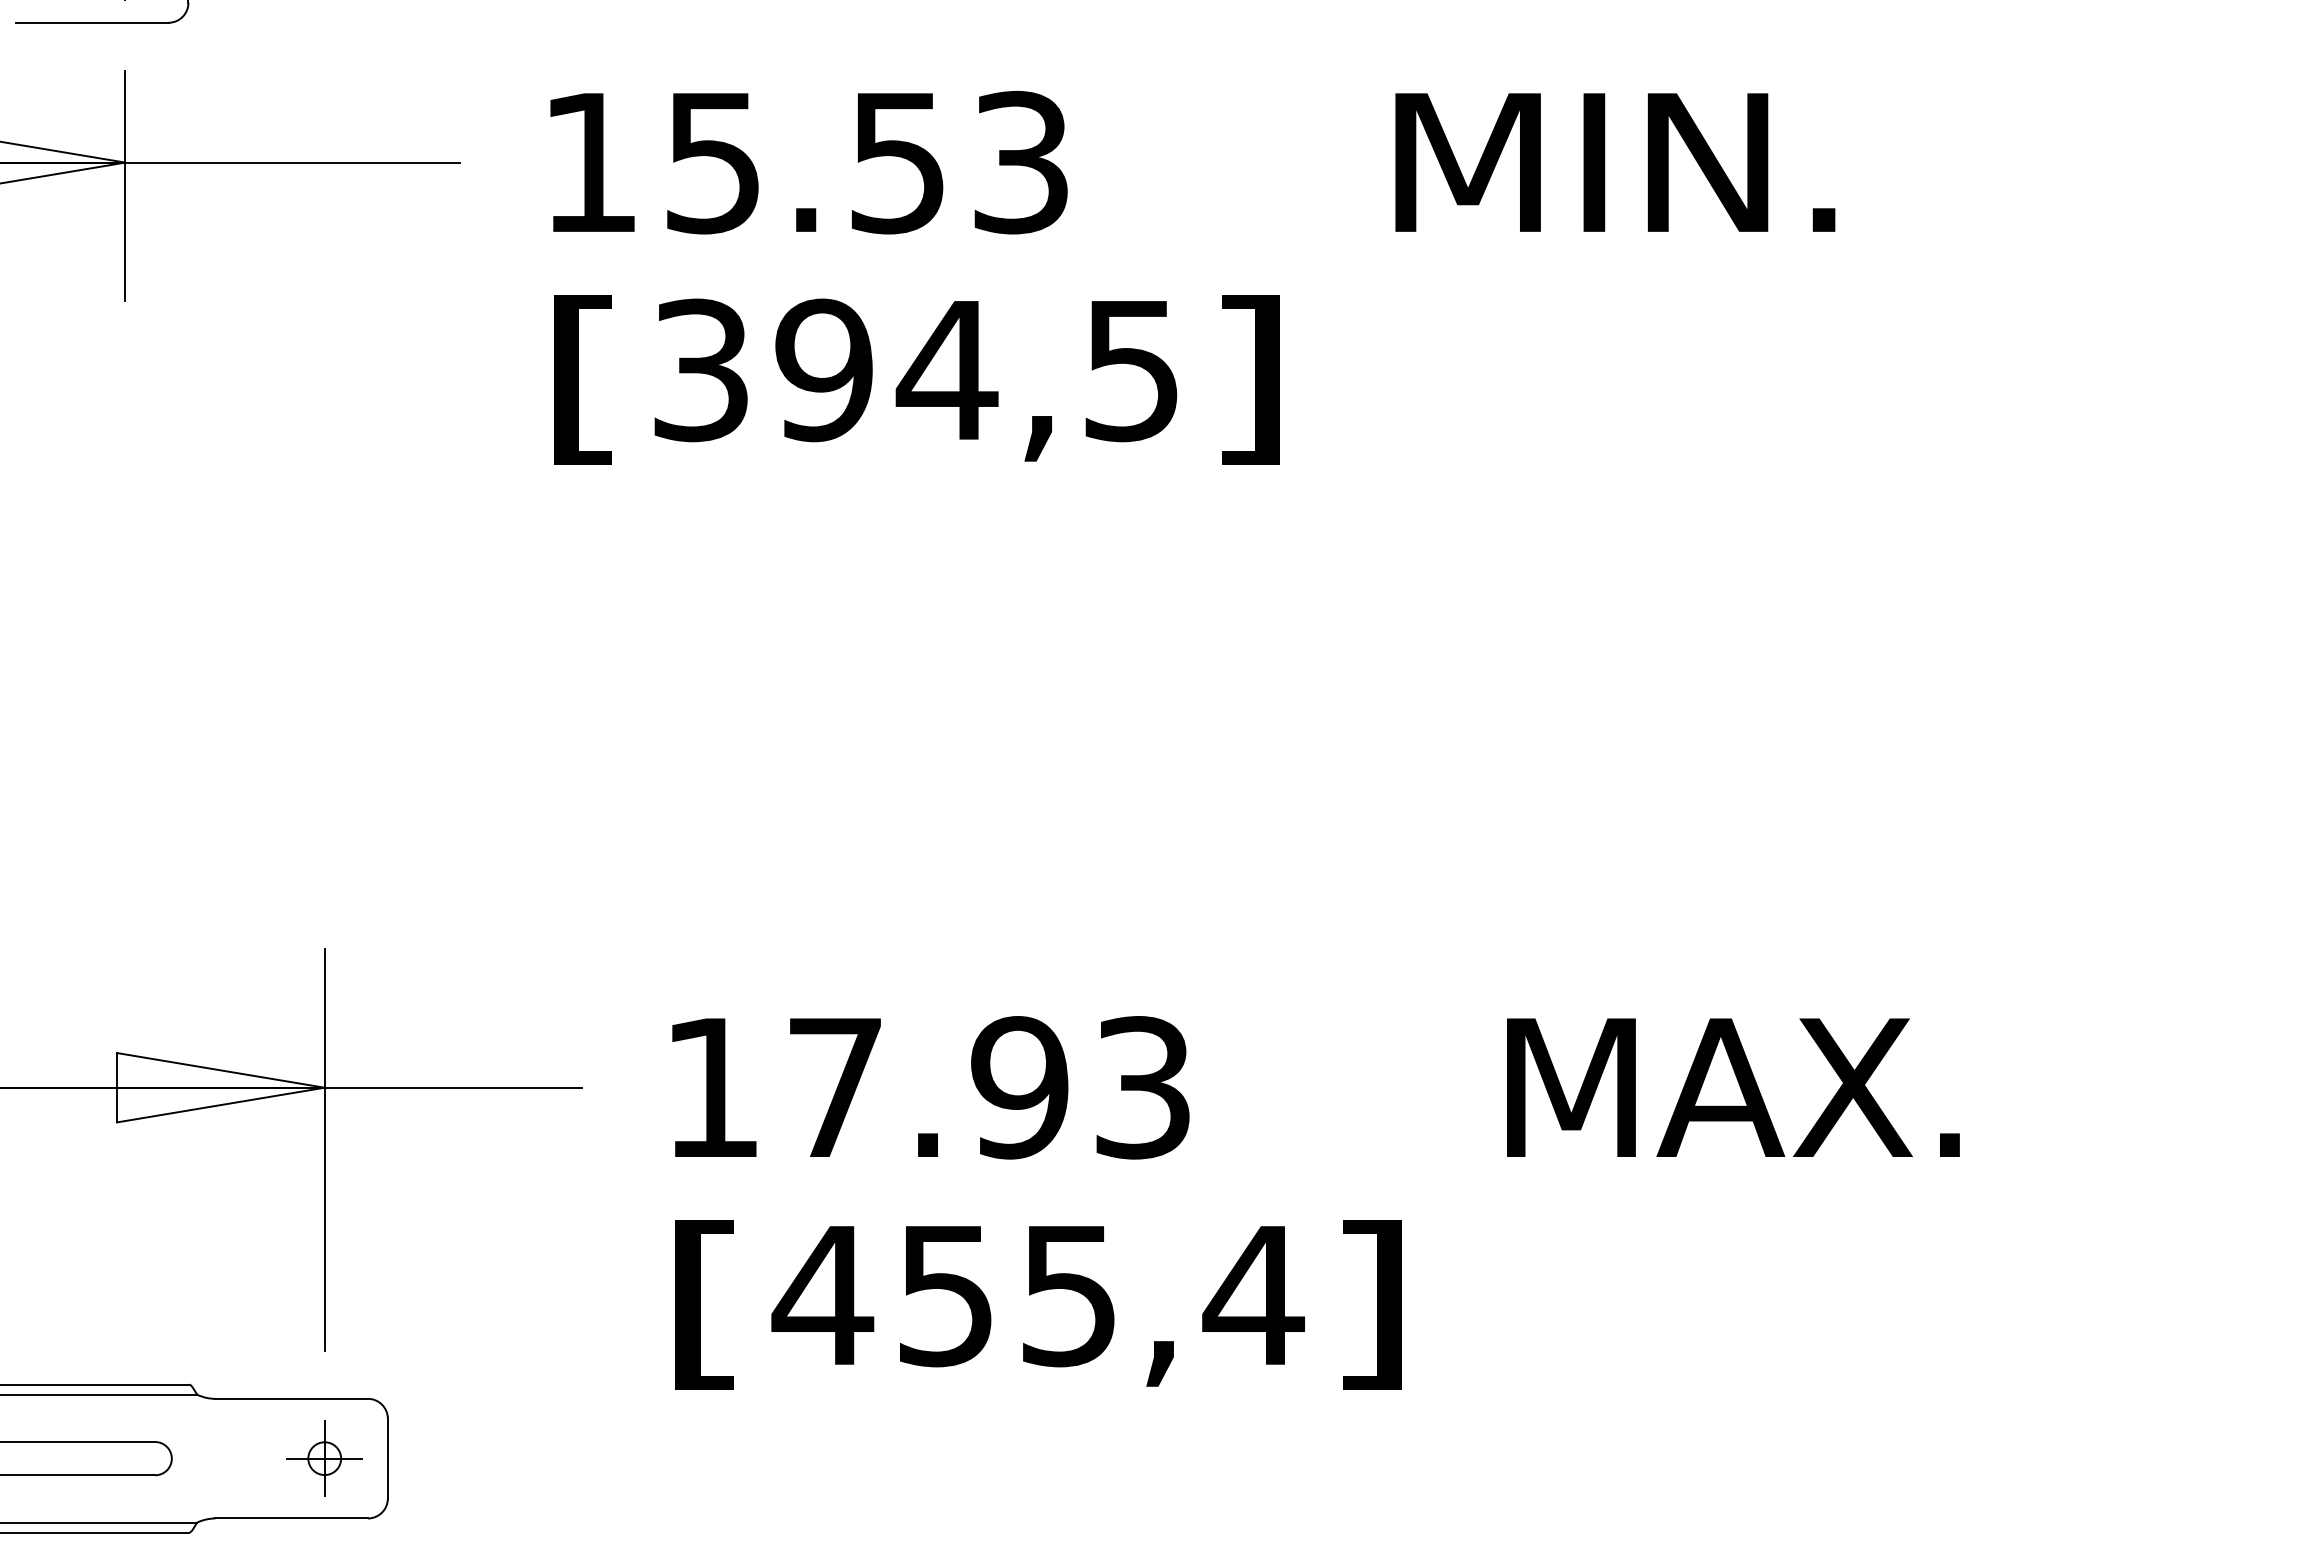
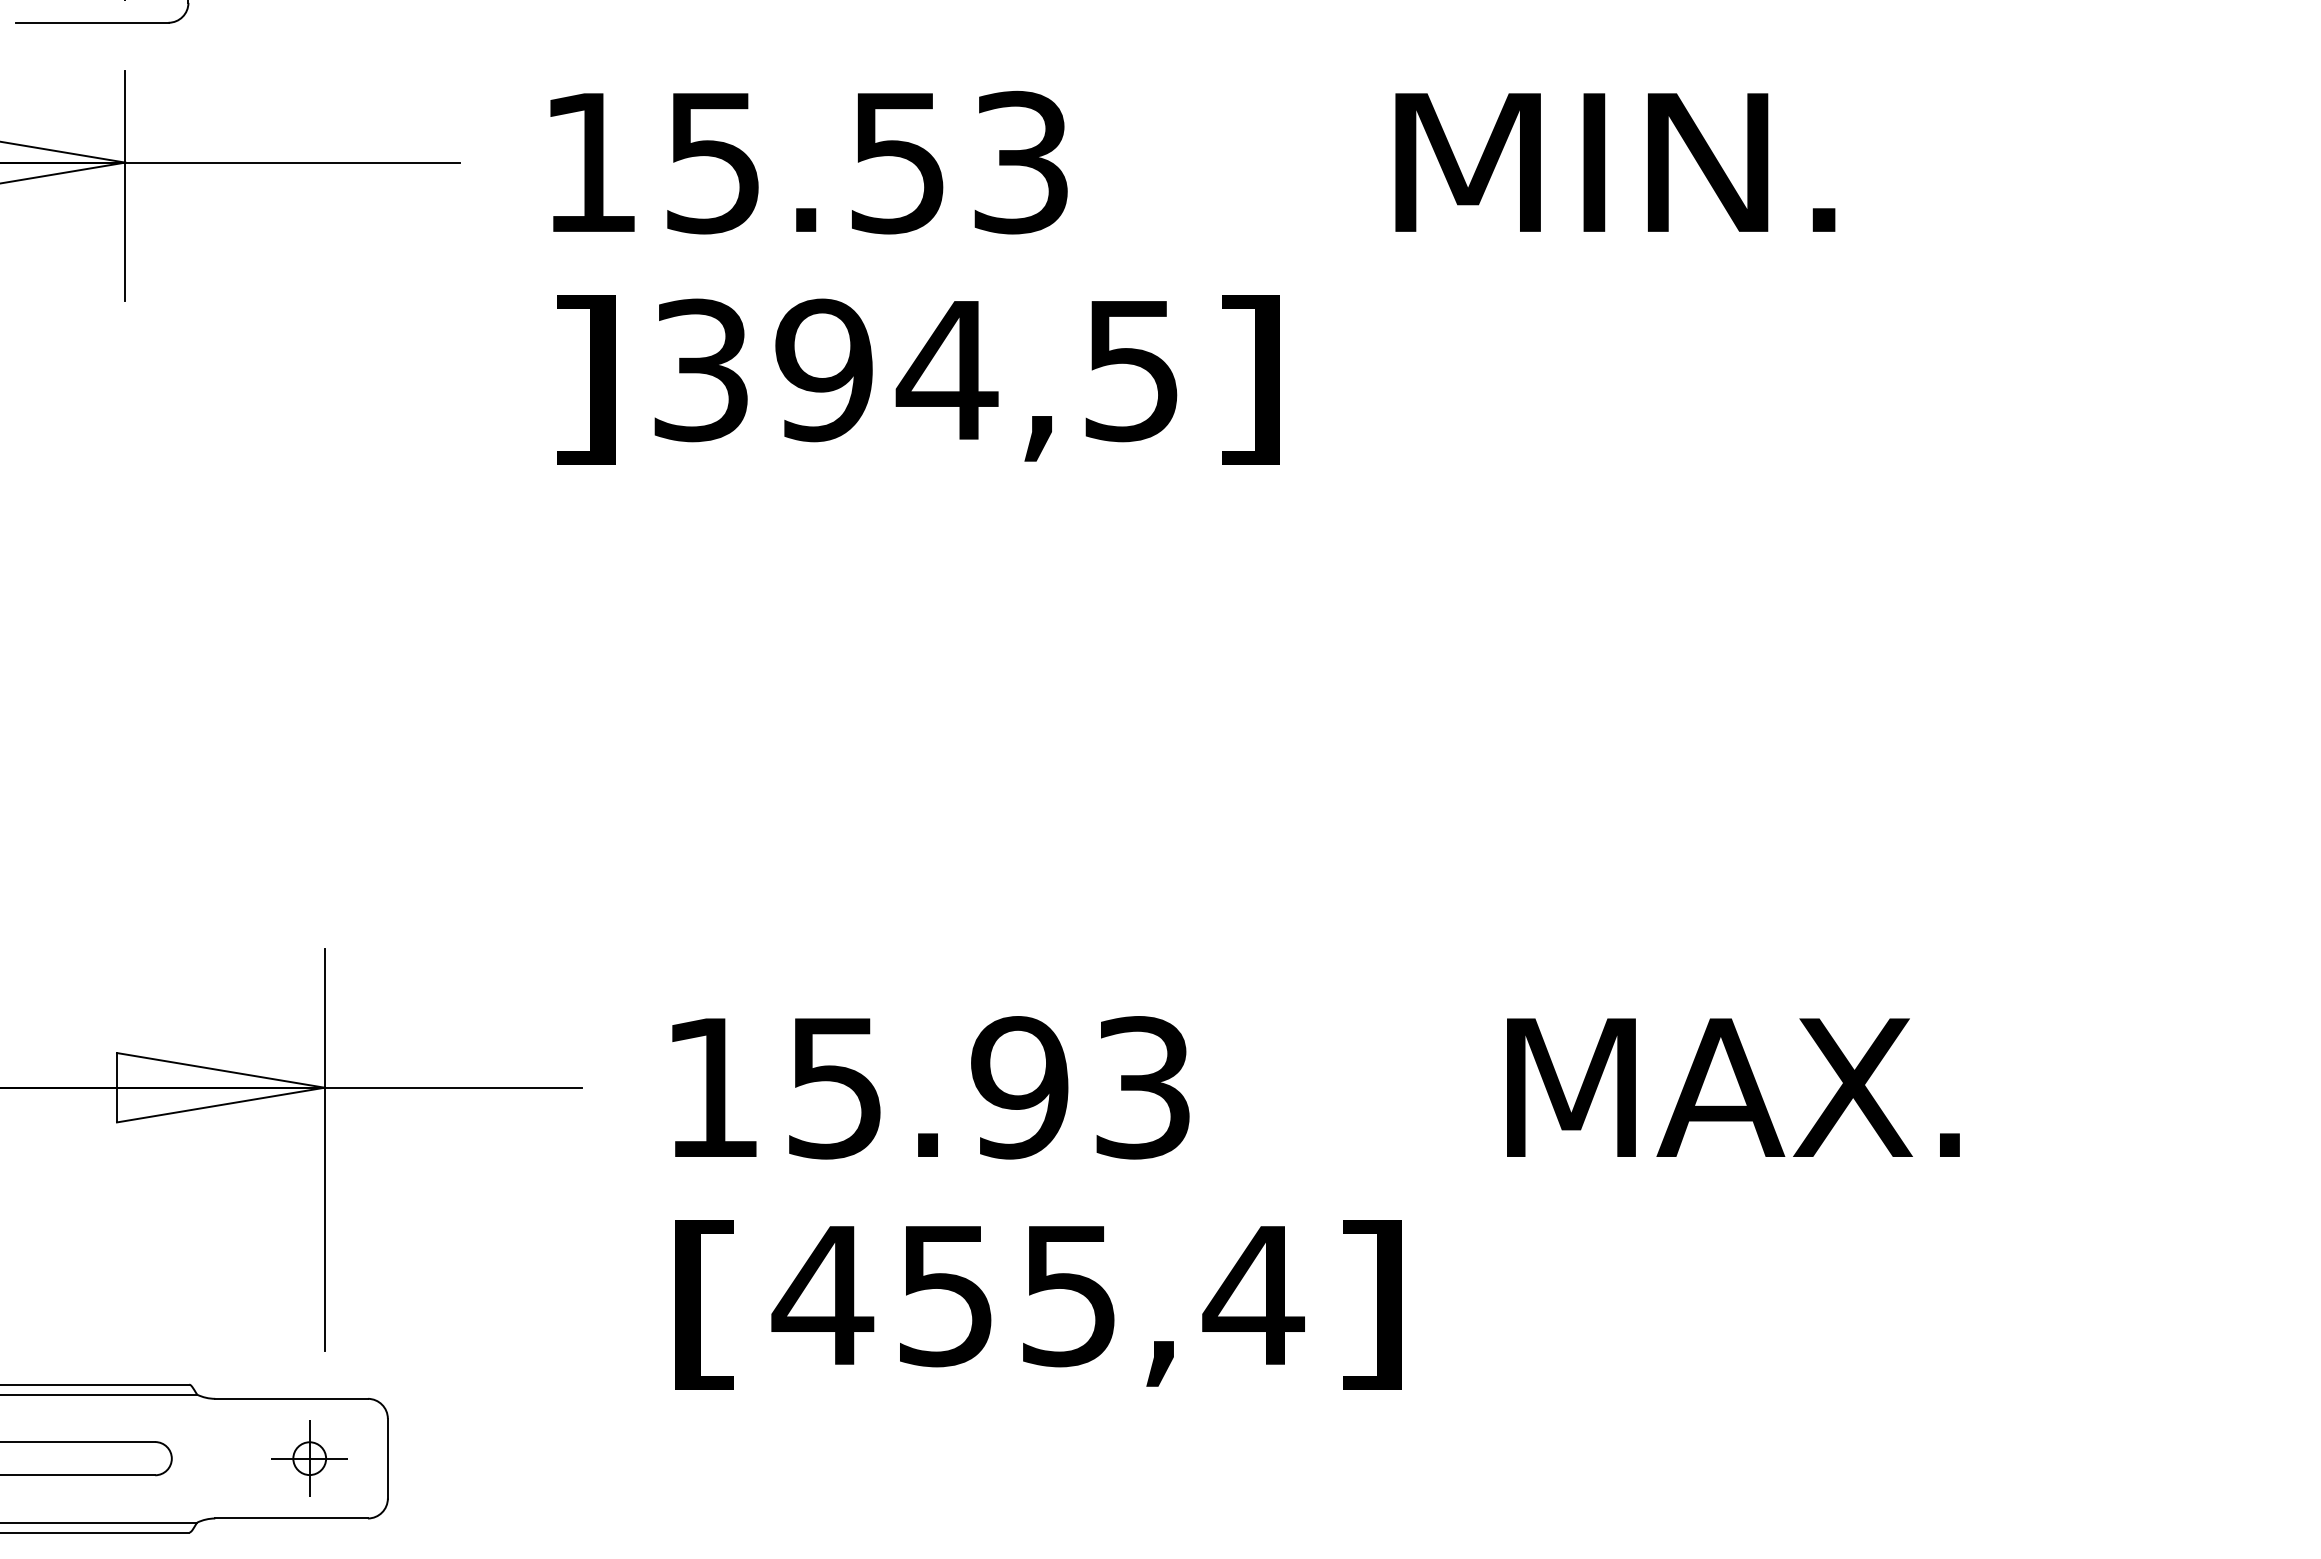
text: [ -> ] (584, 379)
text: 17.93 -> 15.93 (834, 1088)
part position: (324, 1458) -> (309, 1458) (309, 1458)
